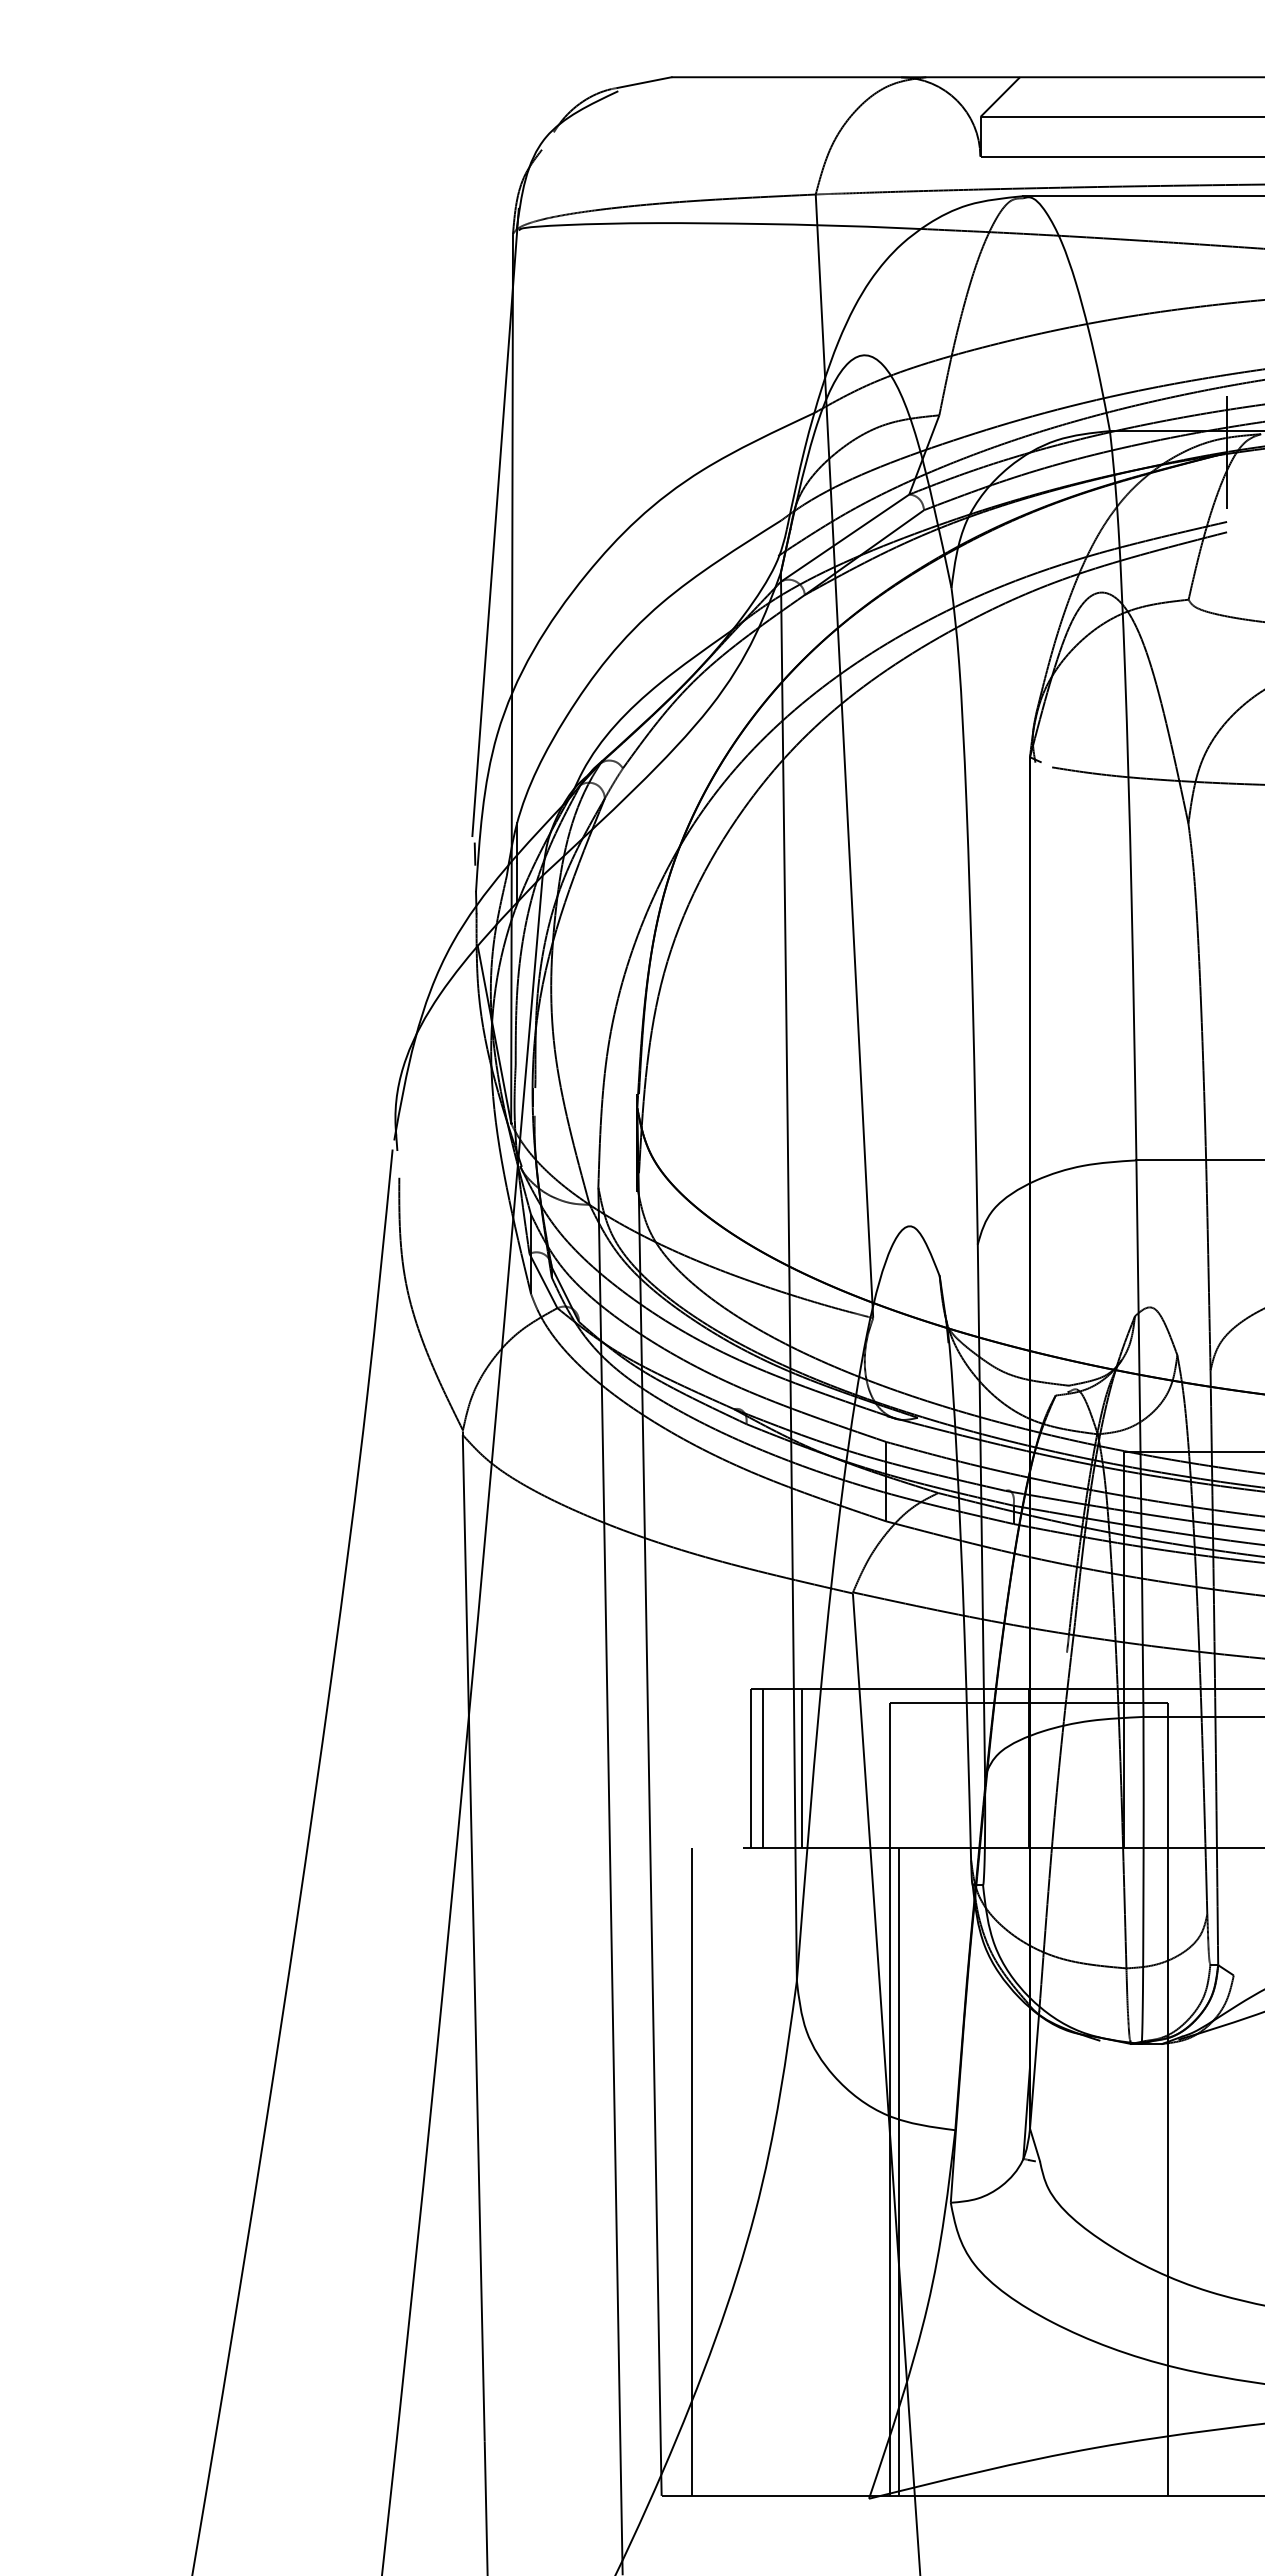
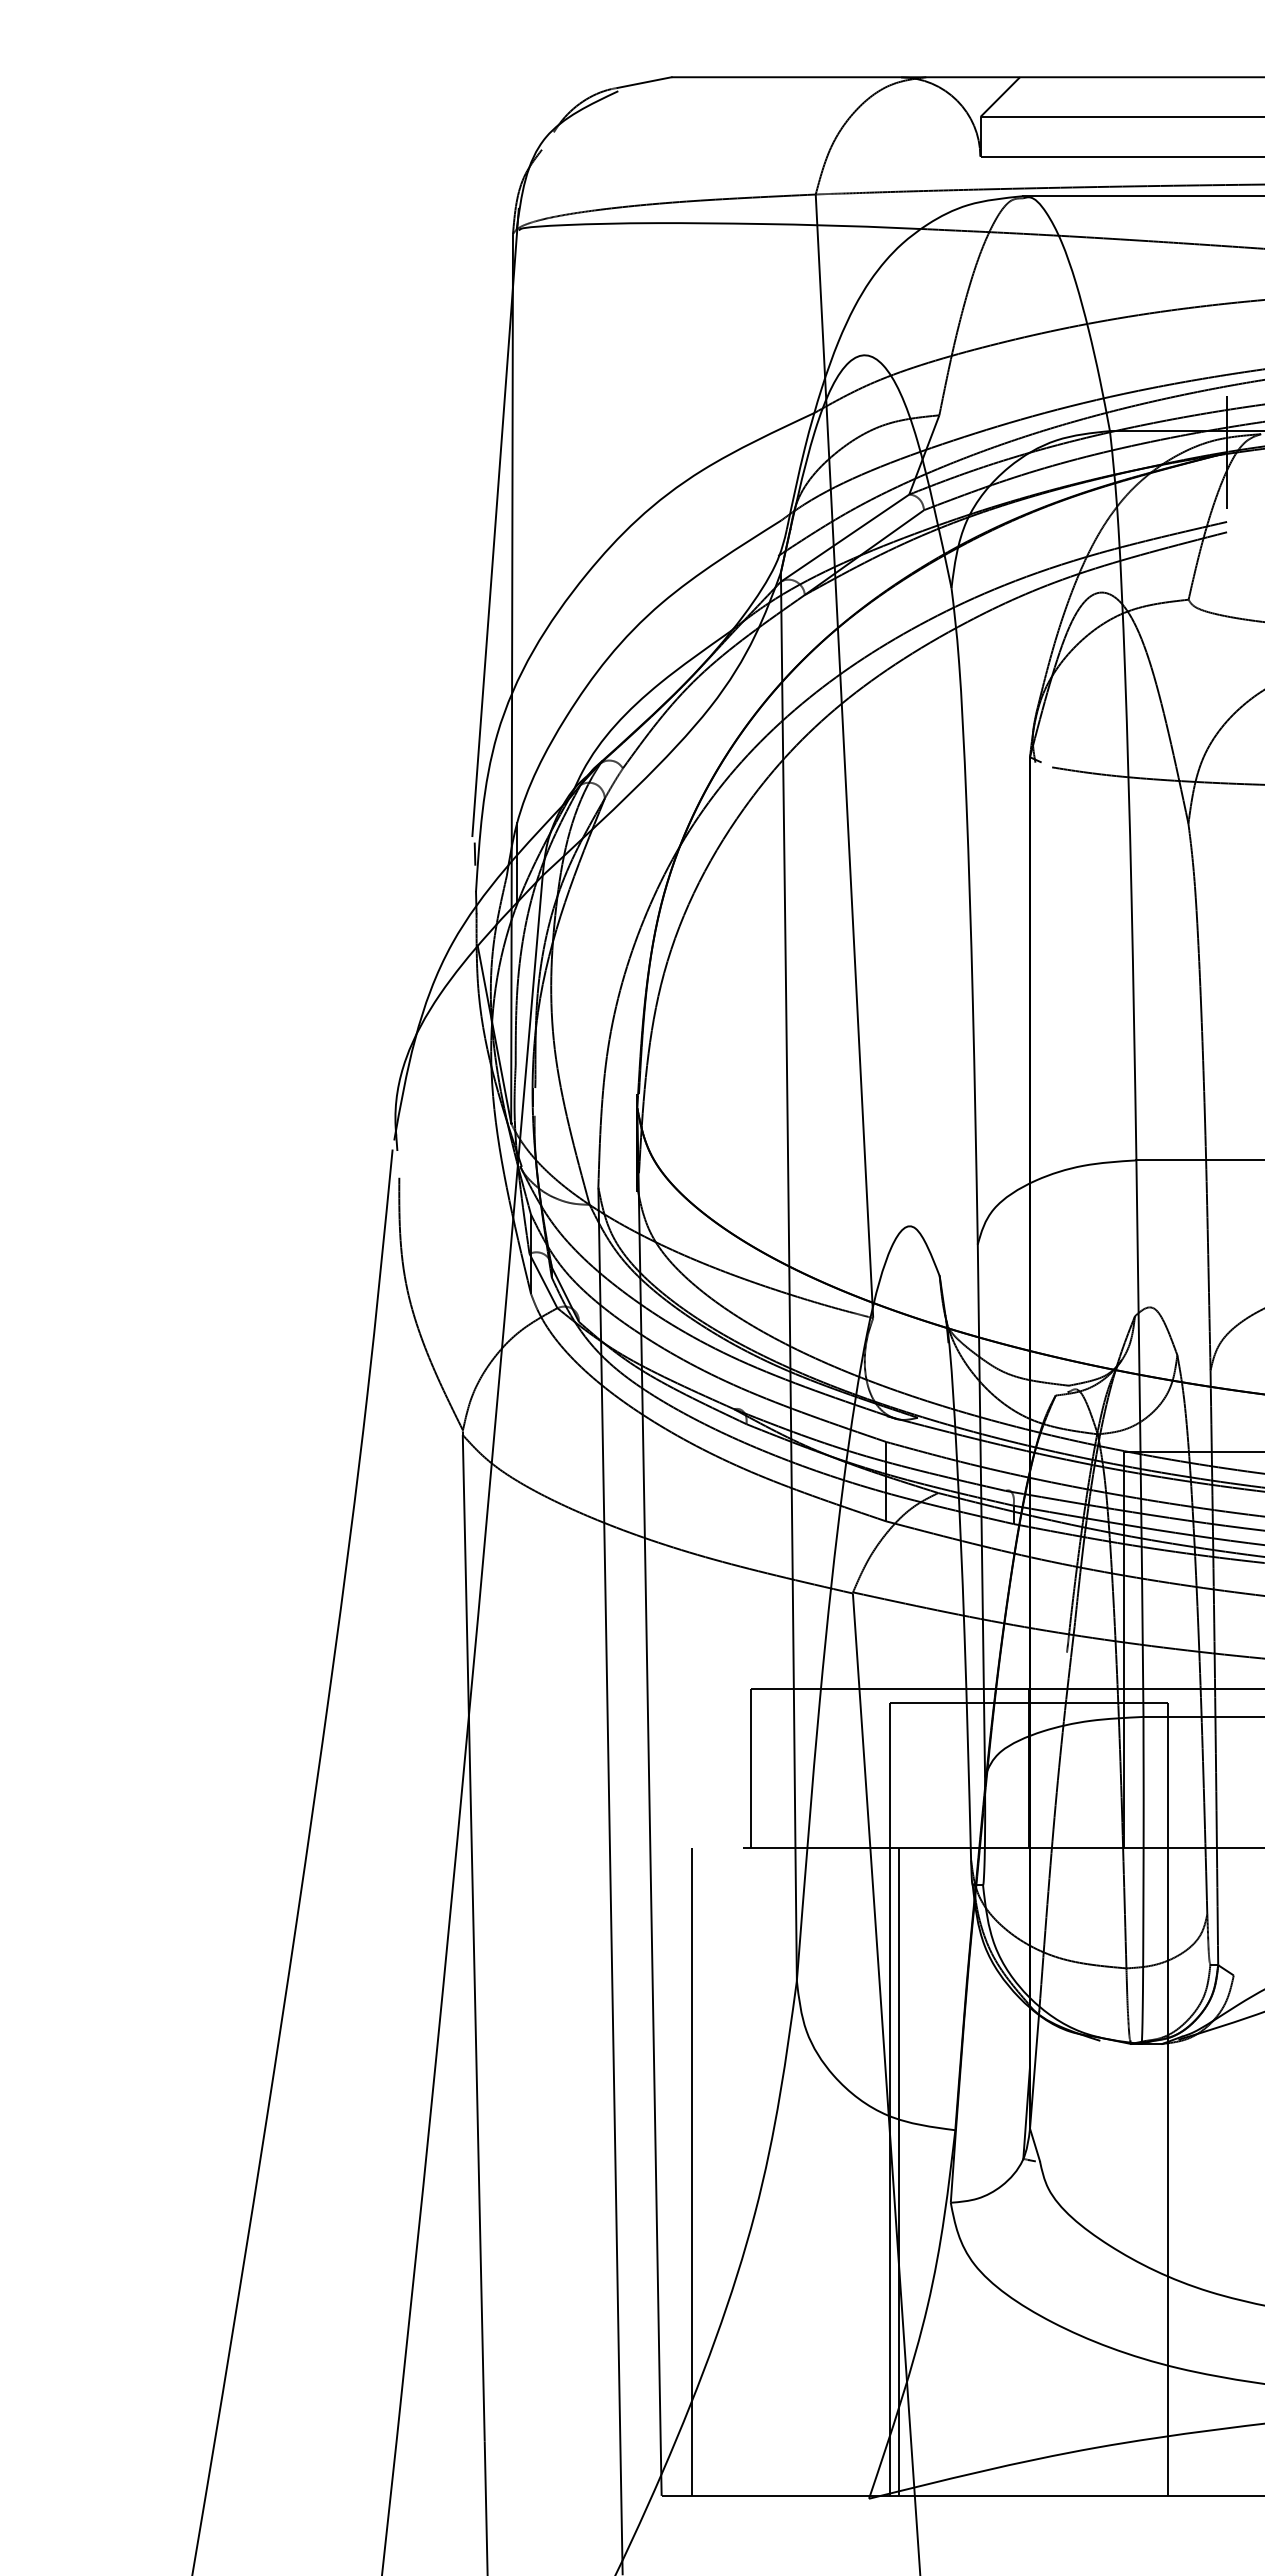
line: present -> none (762, 1768)
line: present -> none (801, 1768)
